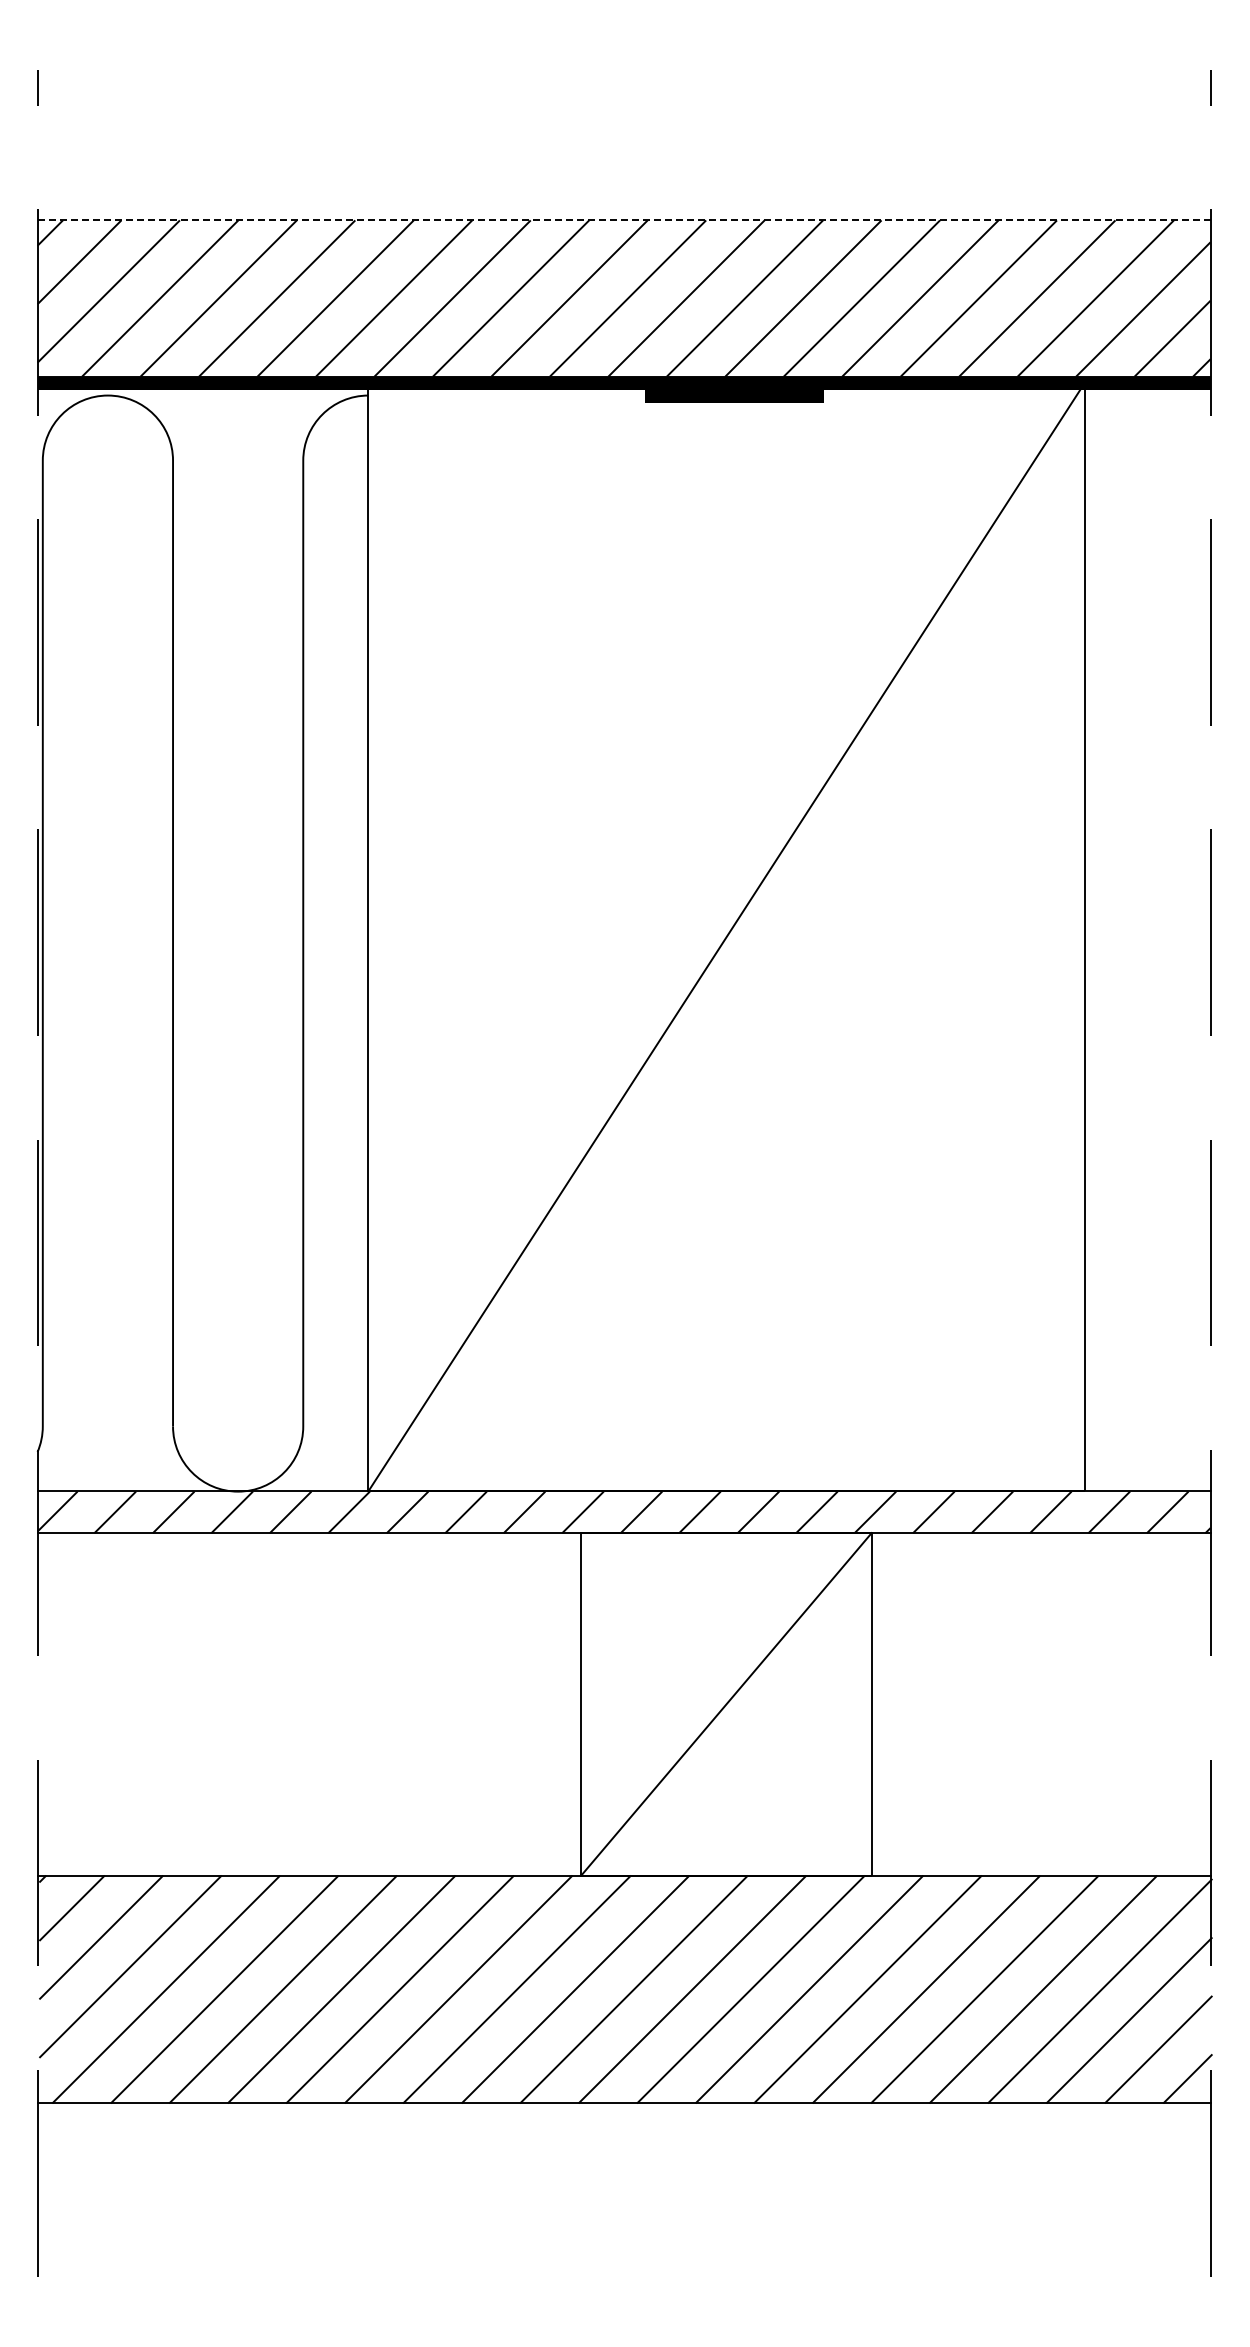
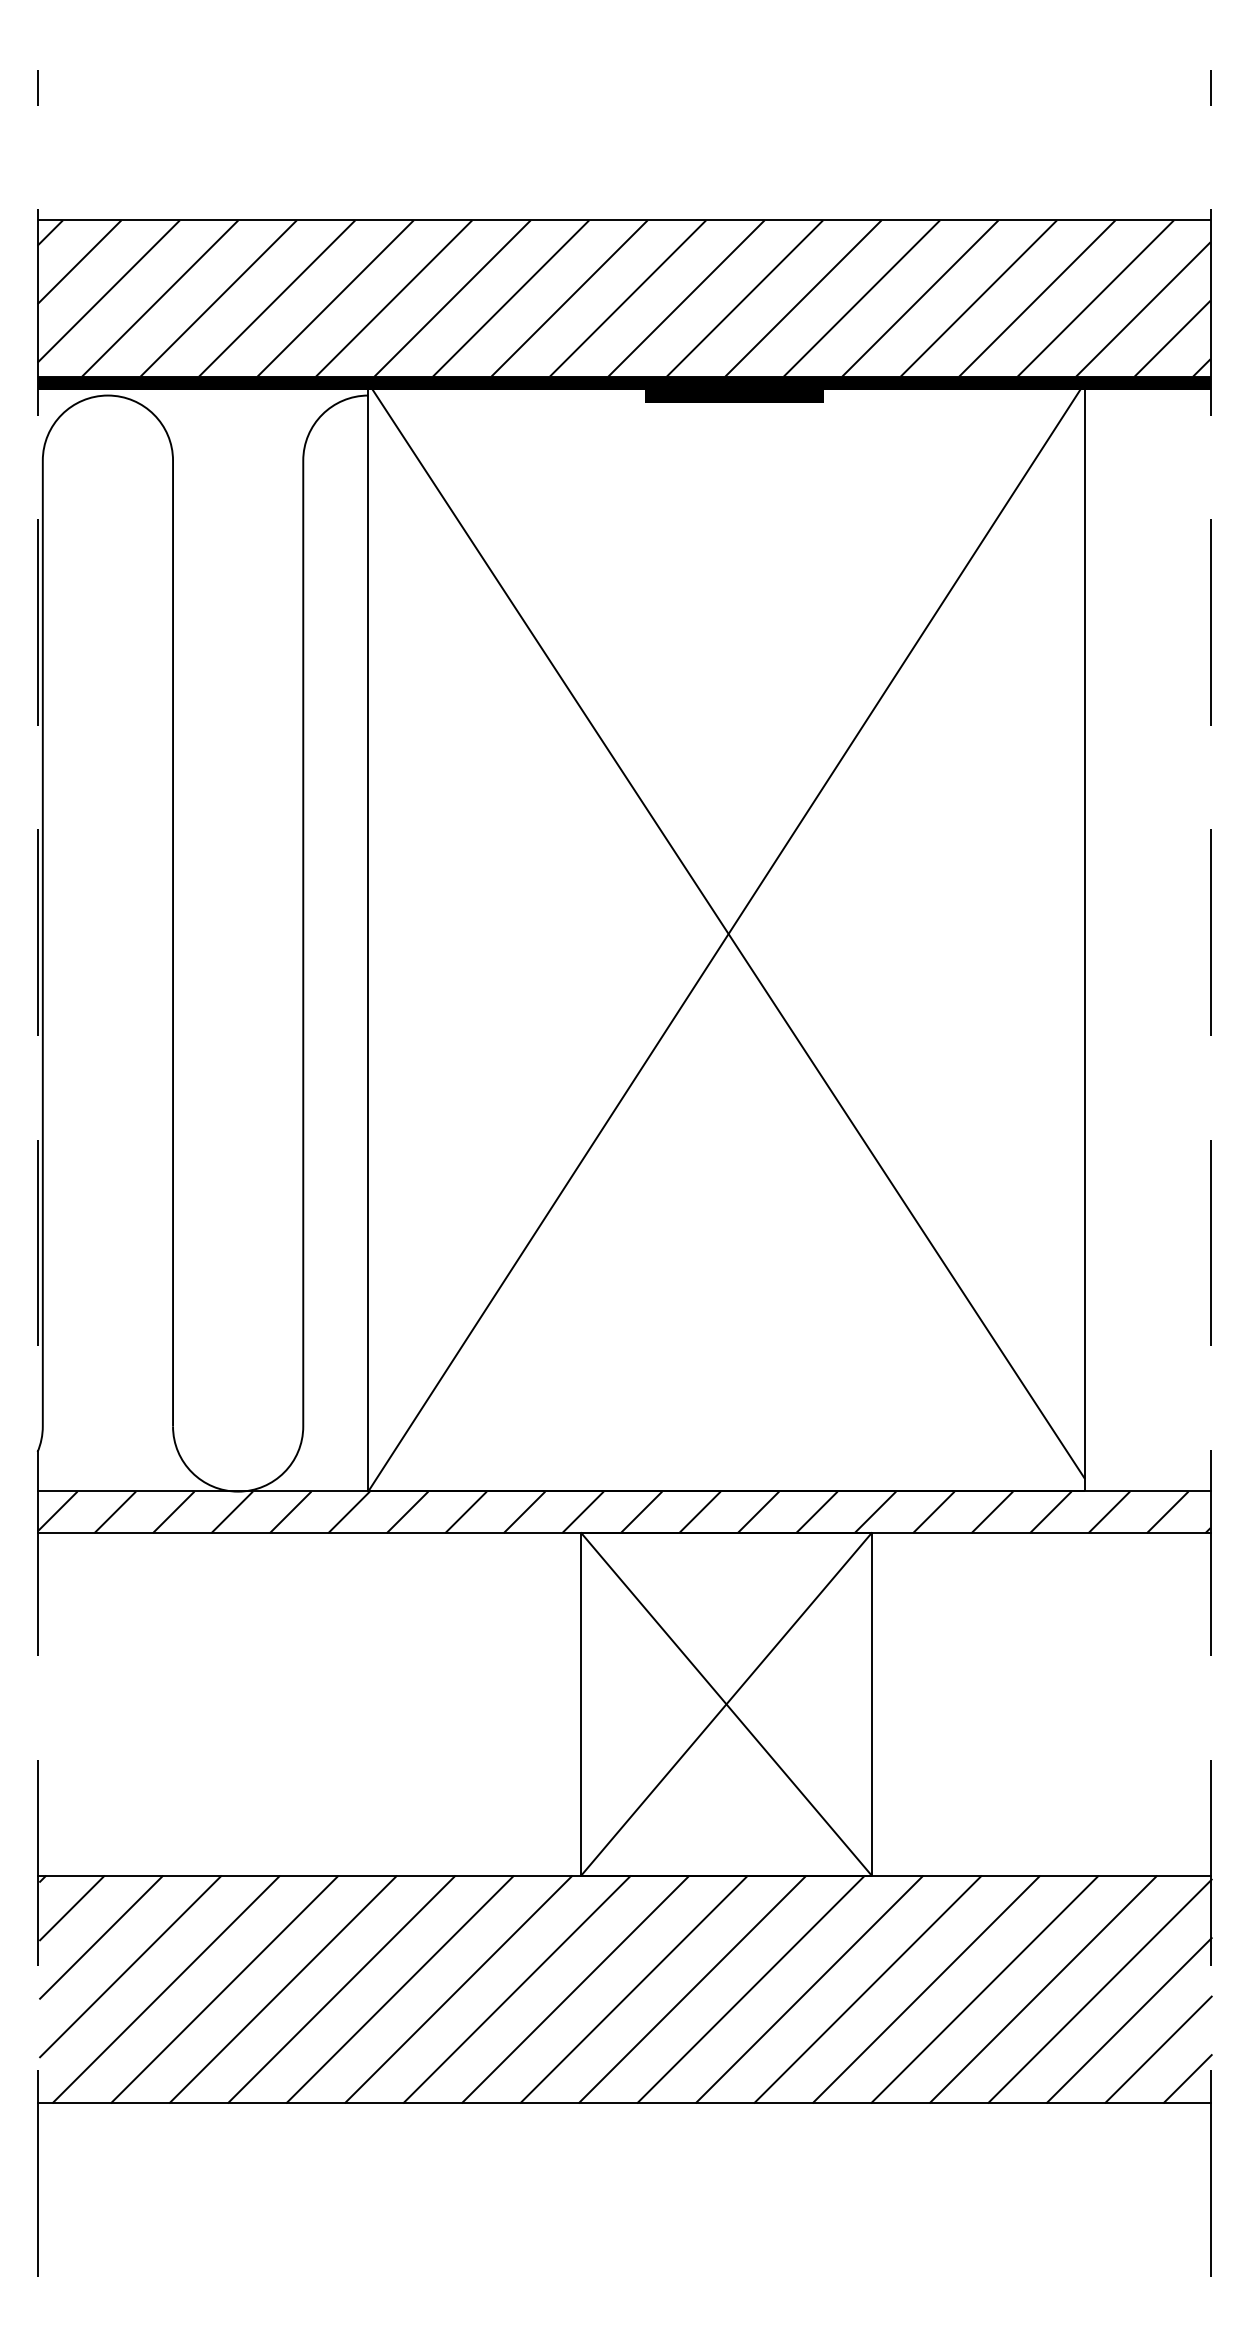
line: dashed -> solid (624, 220)
line: none -> present (726, 930)
line: none -> present (726, 1704)
